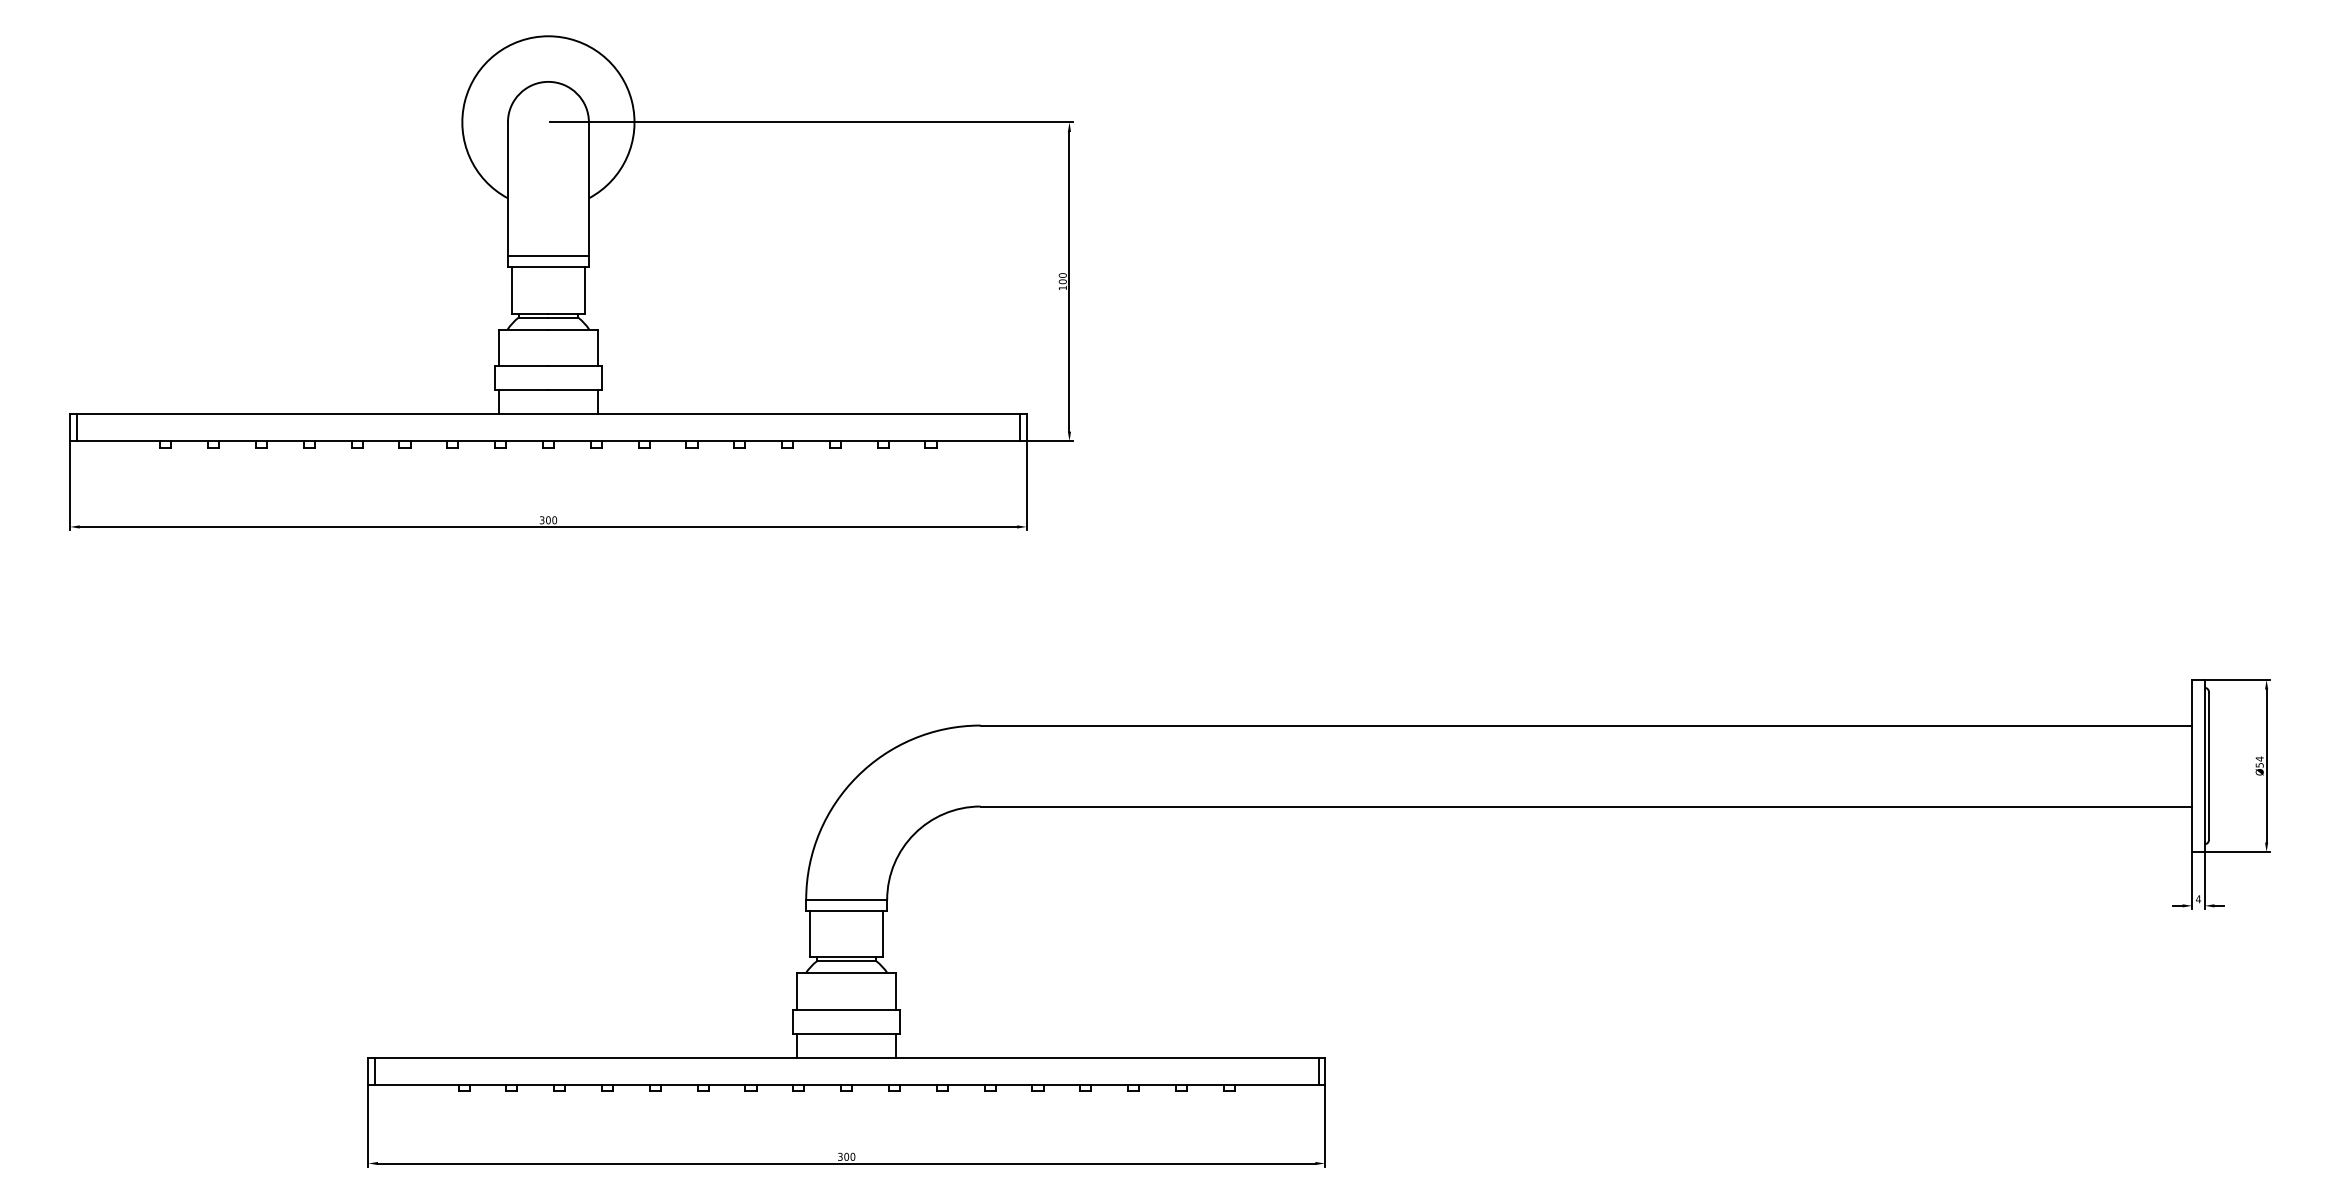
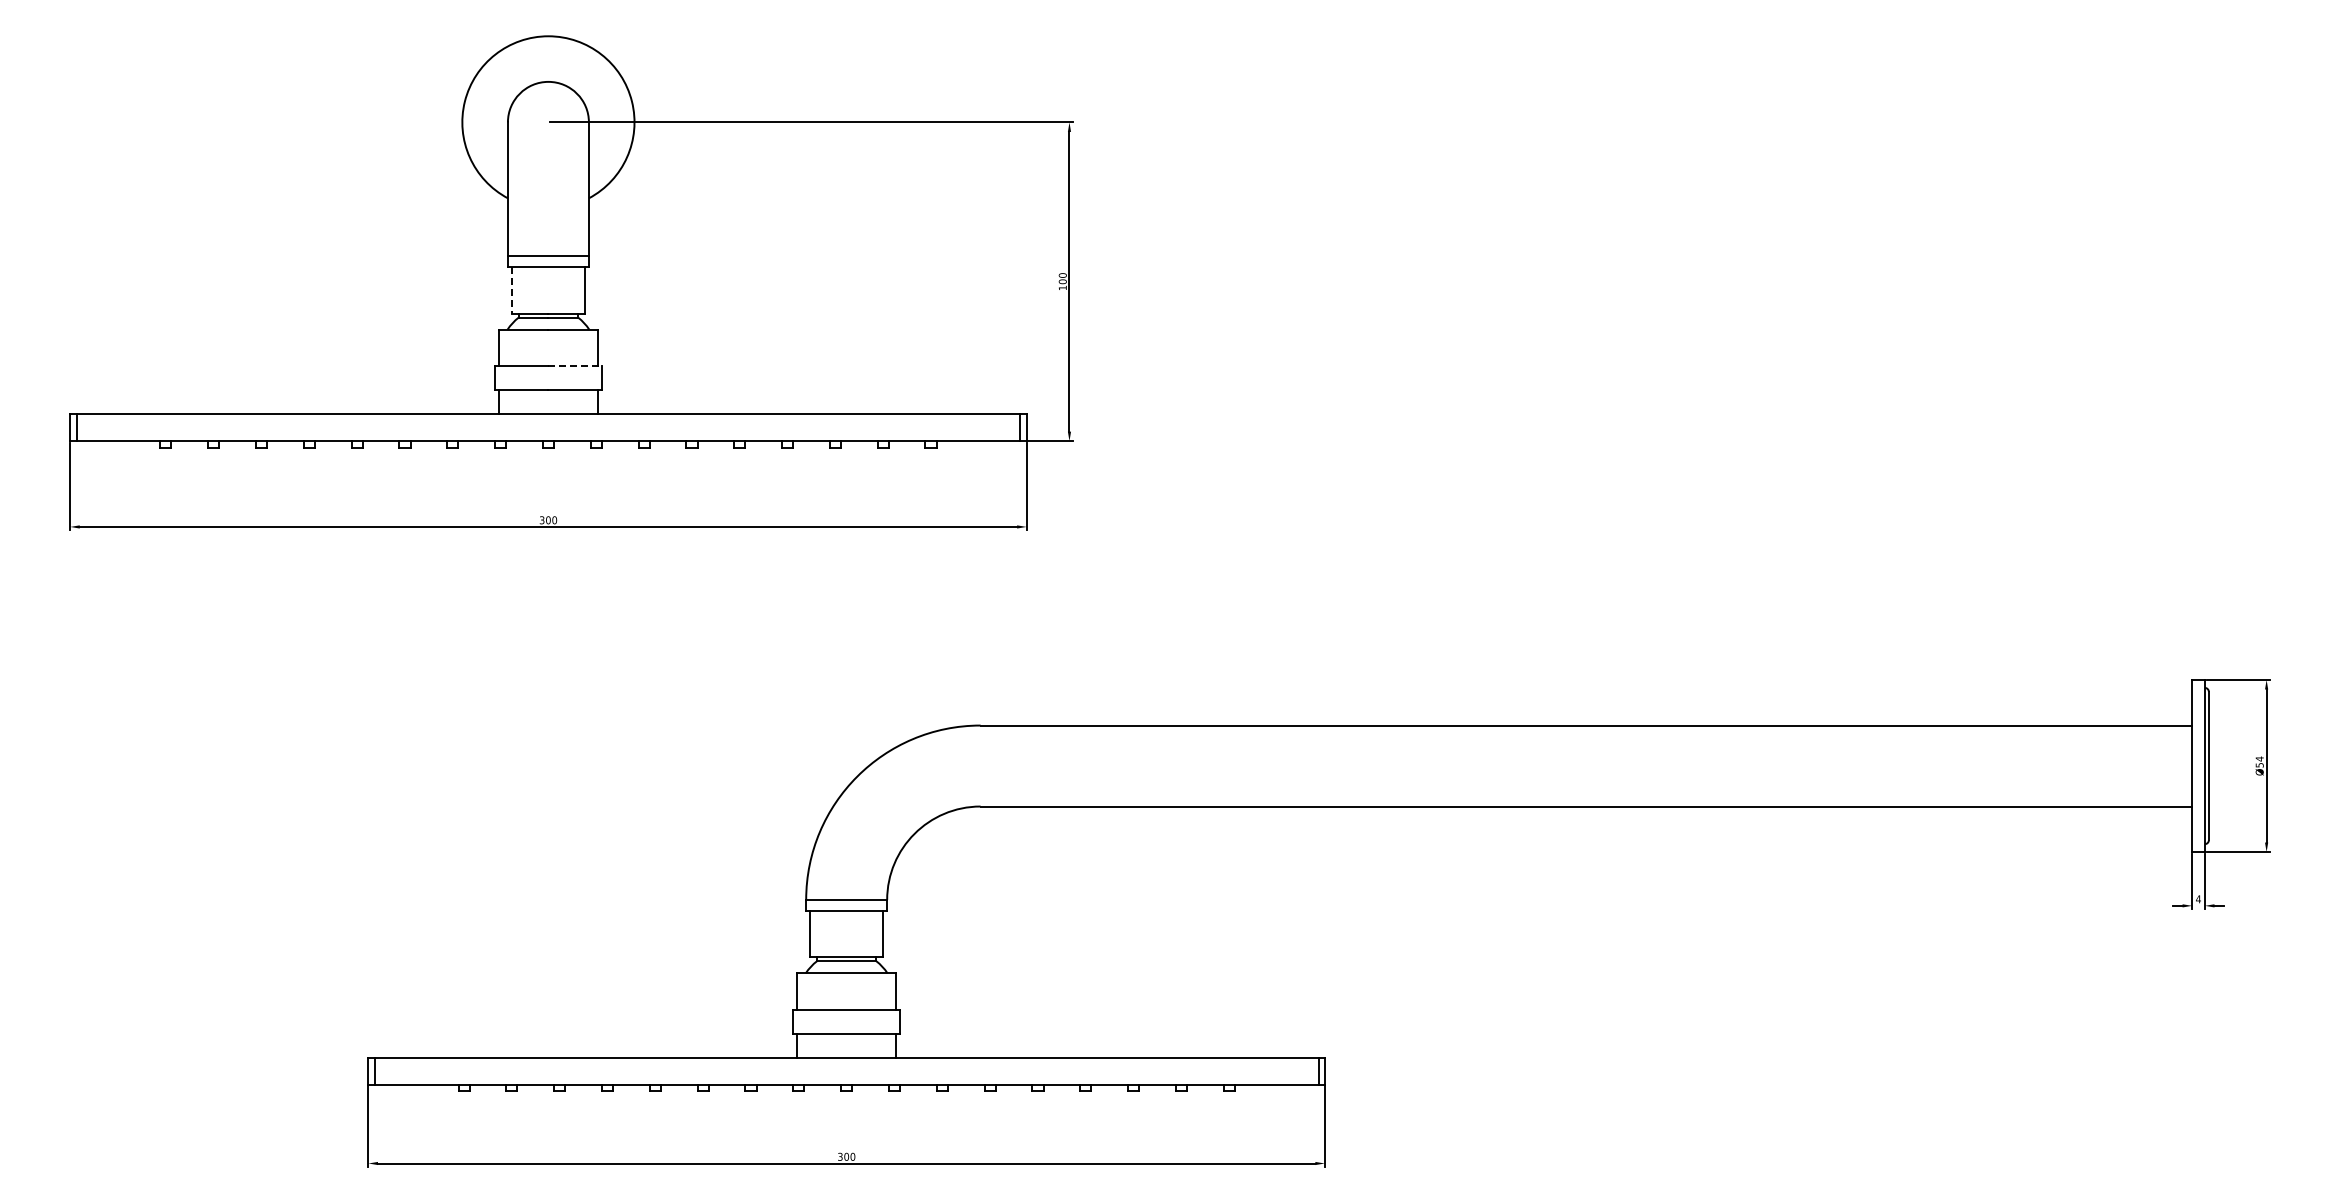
line: solid -> dashed (511, 291)
line: solid -> dashed (575, 366)
